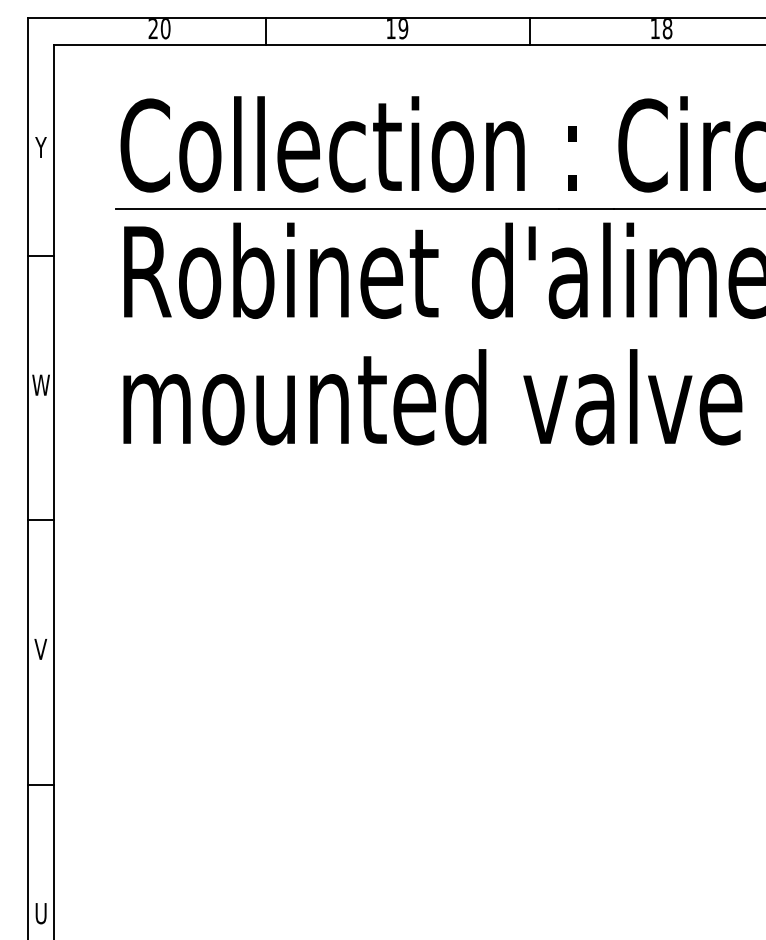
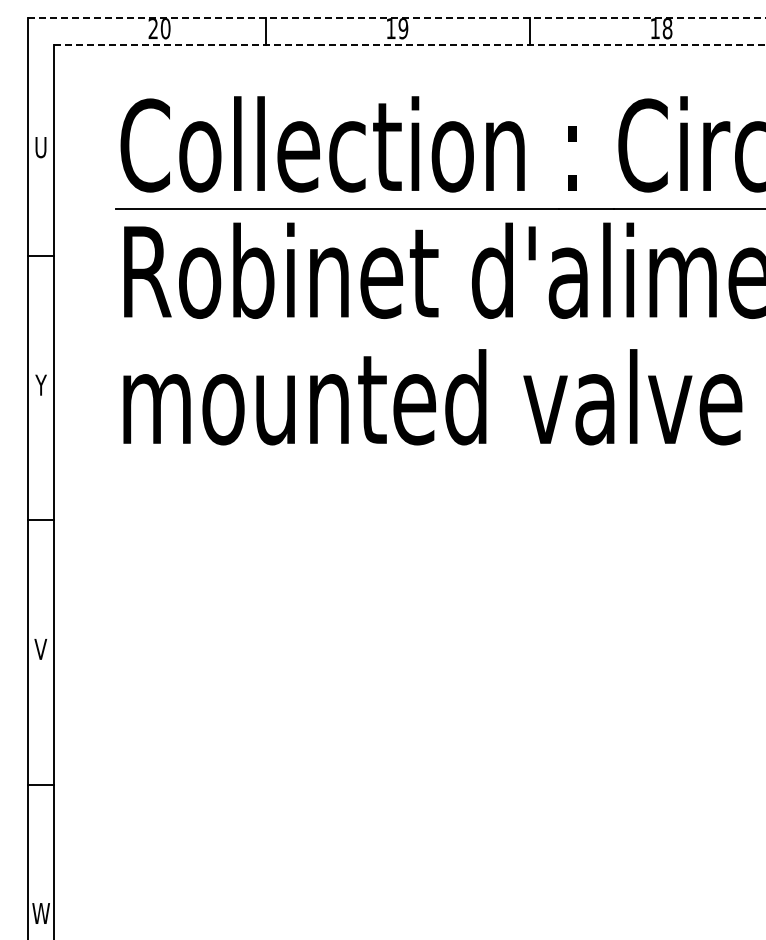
line: solid -> dashed (396, 18)
line: solid -> dashed (410, 44)
text: Y -> U (40, 147)
text: W -> Y (40, 384)
text: U -> W (40, 913)
